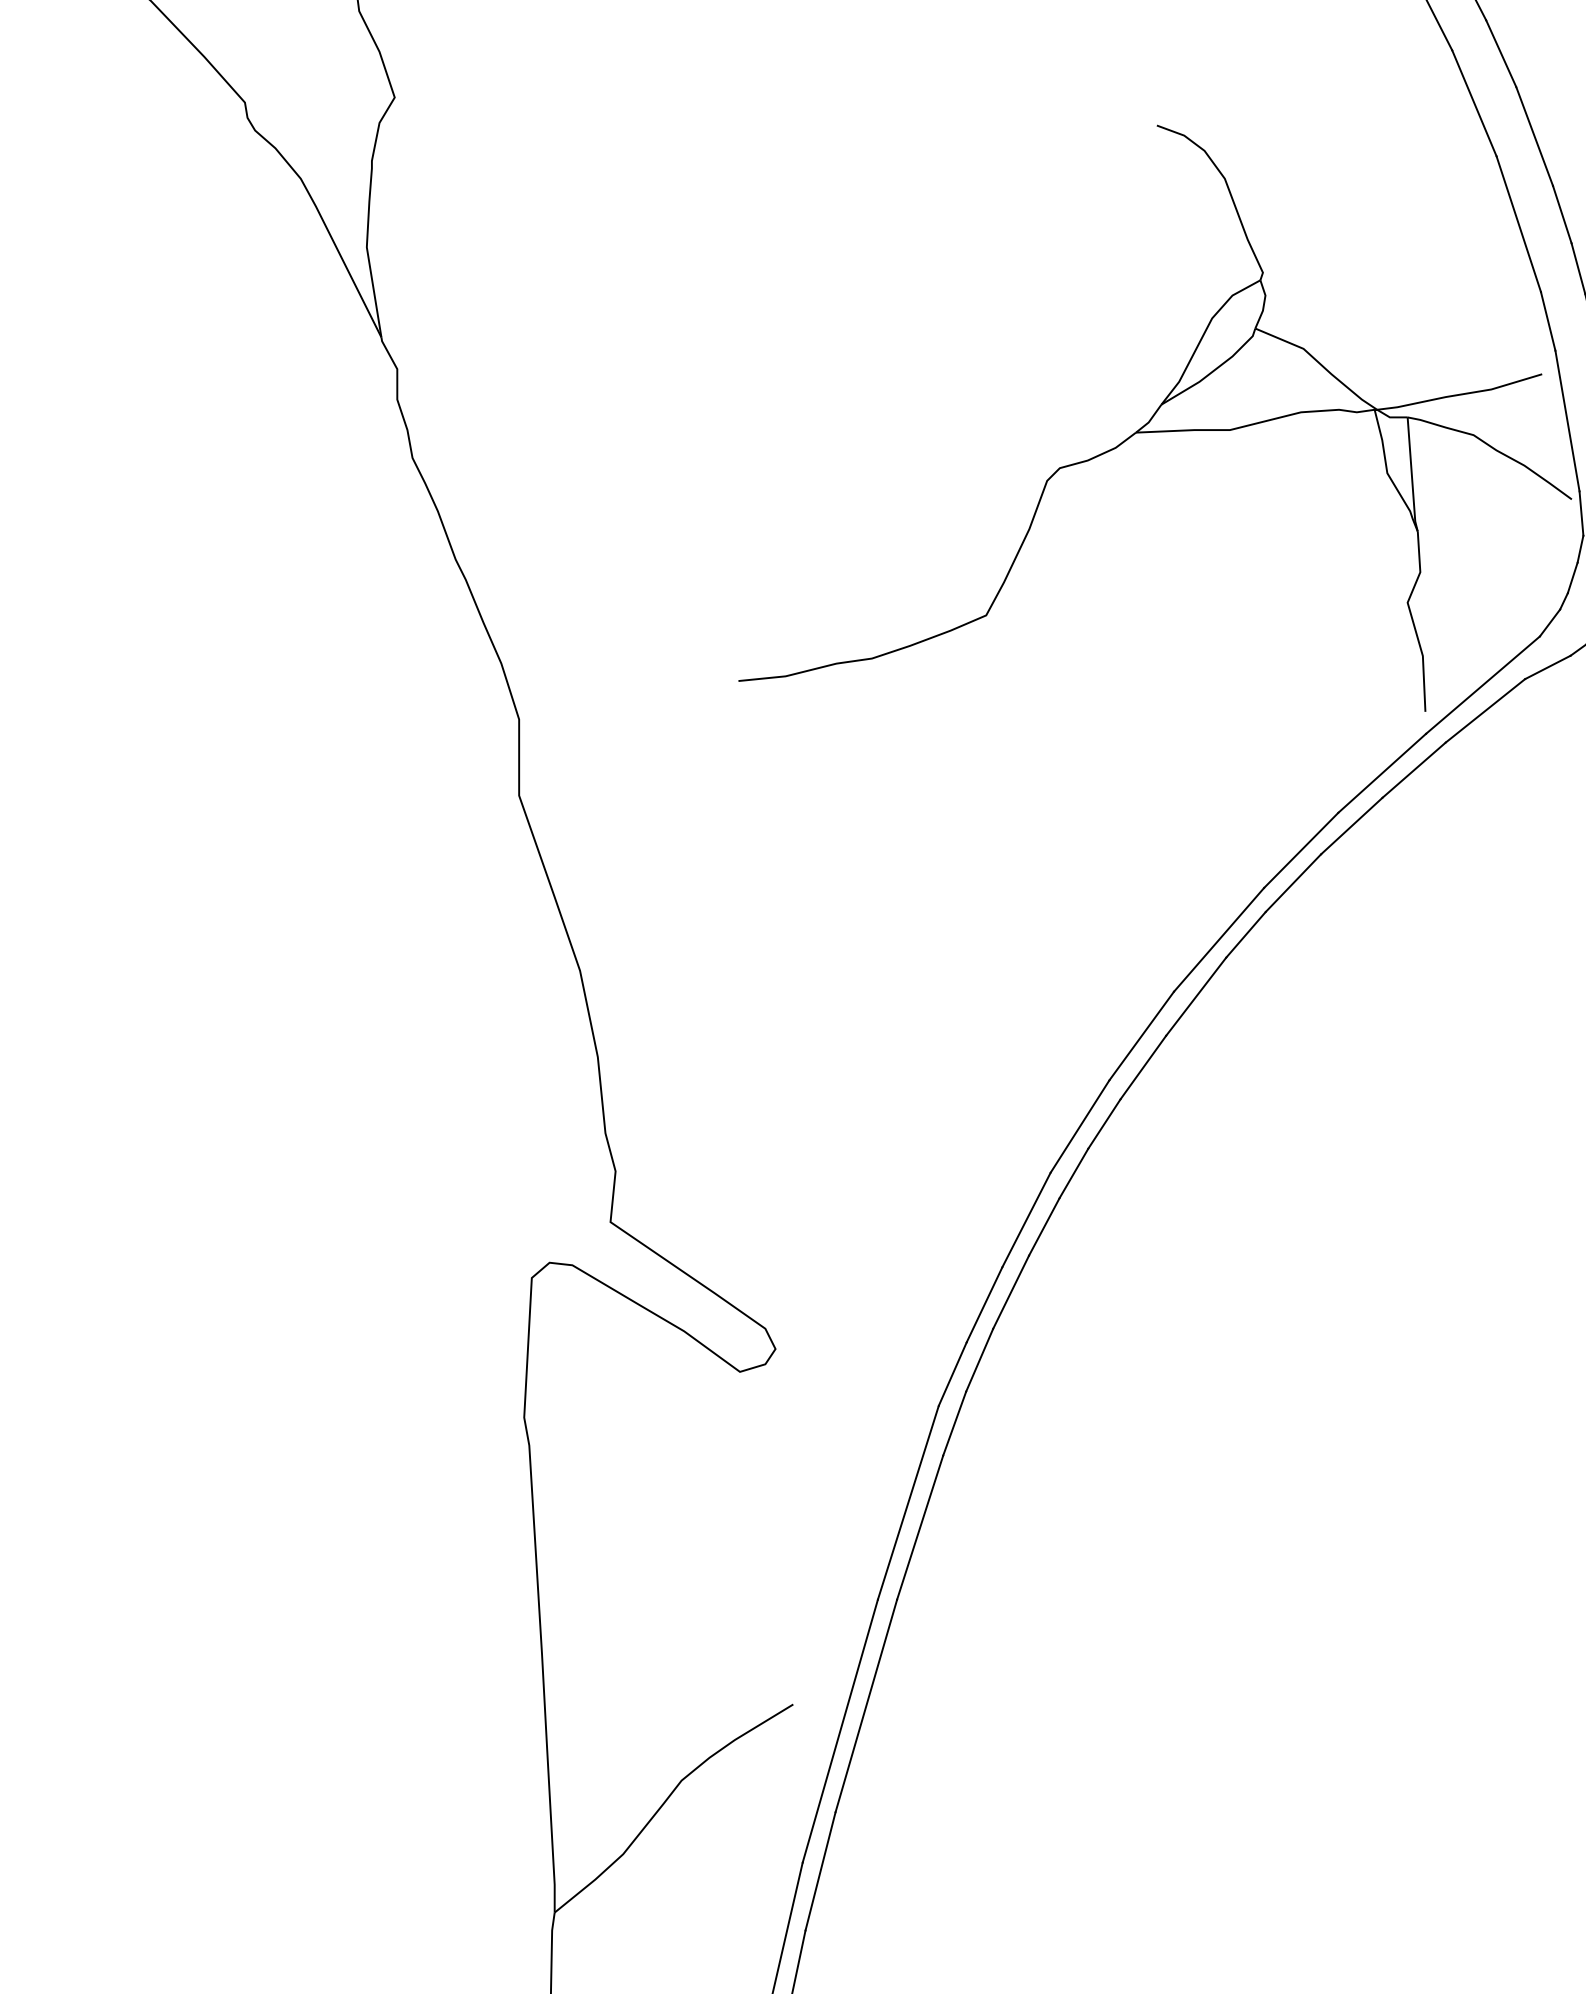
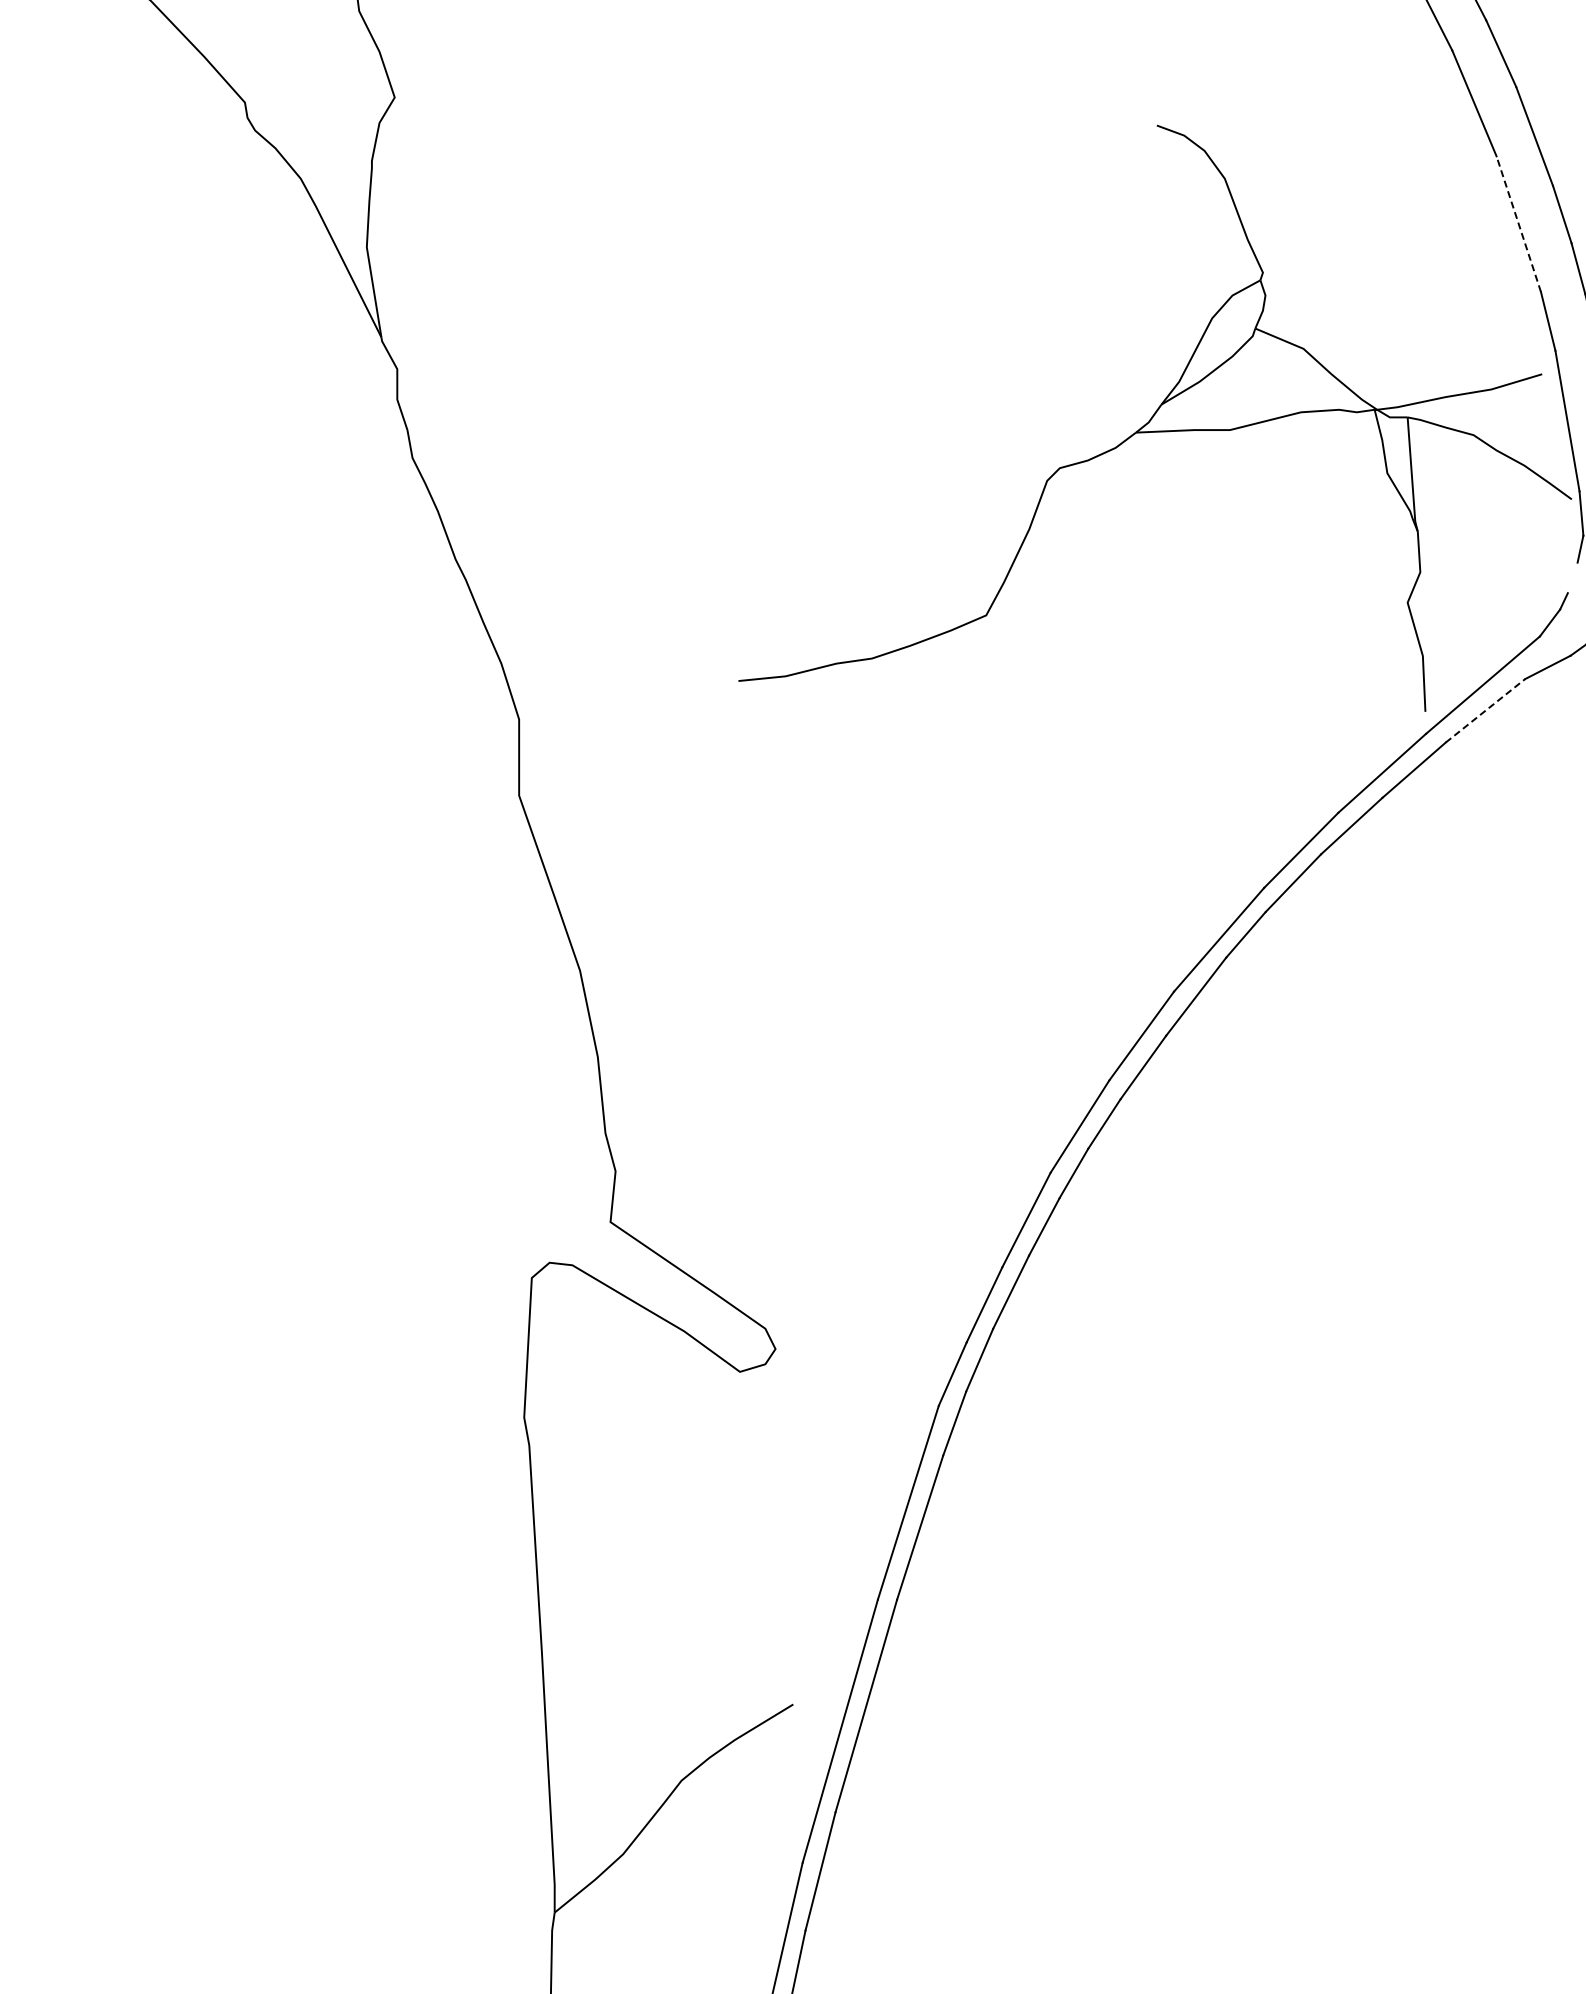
line: solid -> dashed (1518, 223)
line: present -> none (1572, 577)
line: solid -> dashed (1485, 710)
